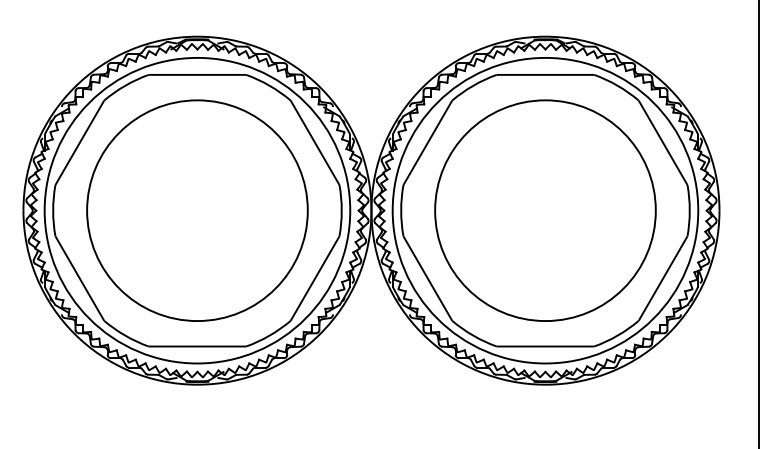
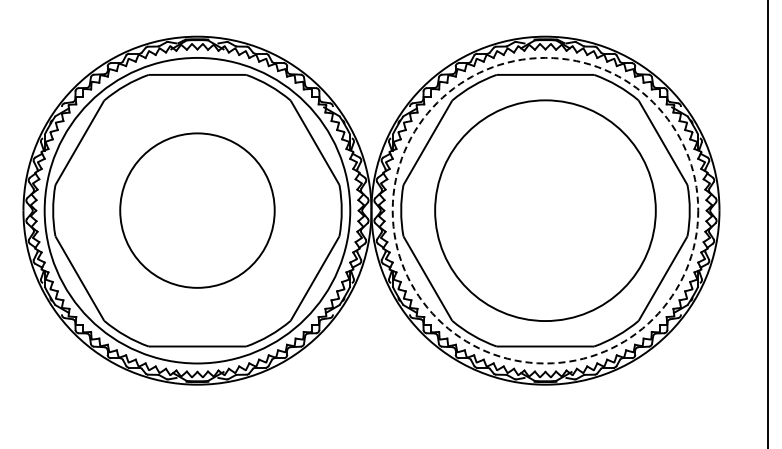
circle size: 223x223 px -> 157x157 px (197, 210)
circle: solid -> dashed (545, 210)
line position: (758, 223) -> (767, 223) (767, 223)
